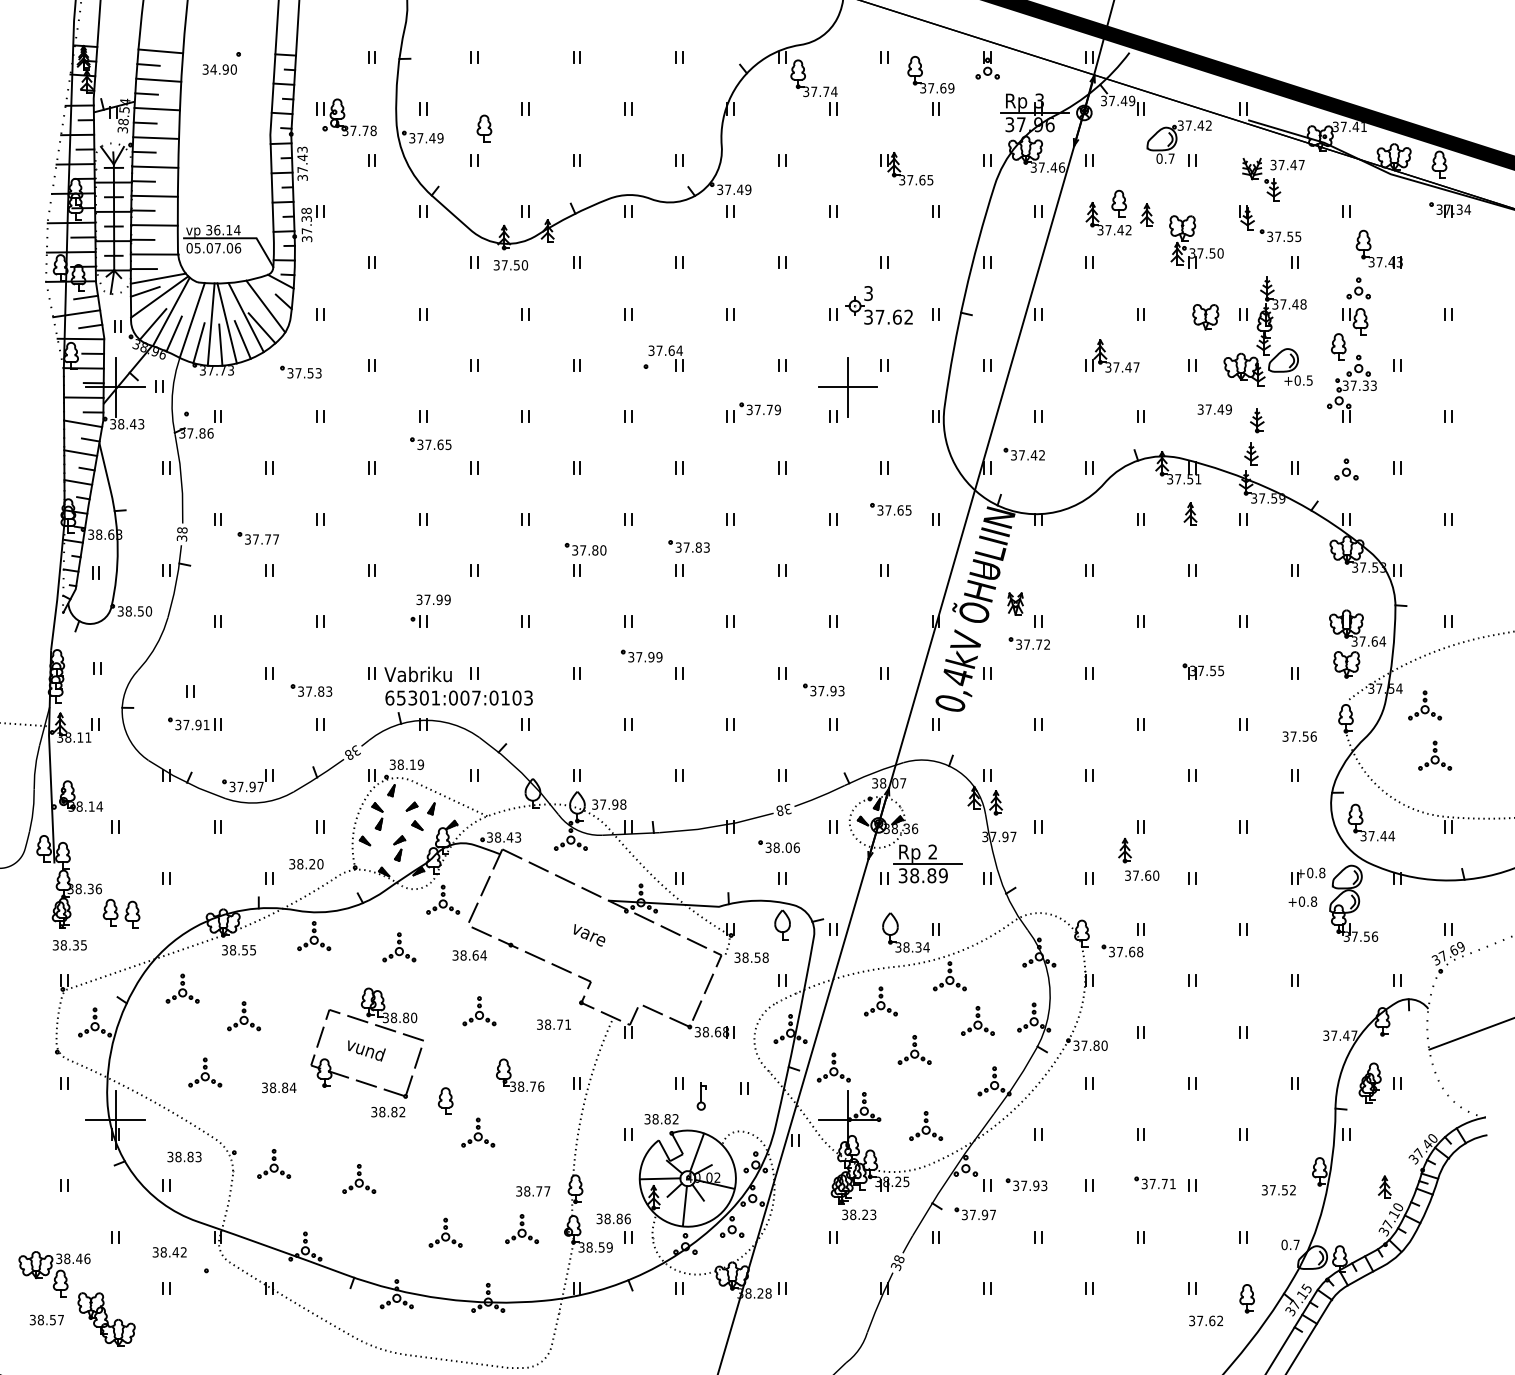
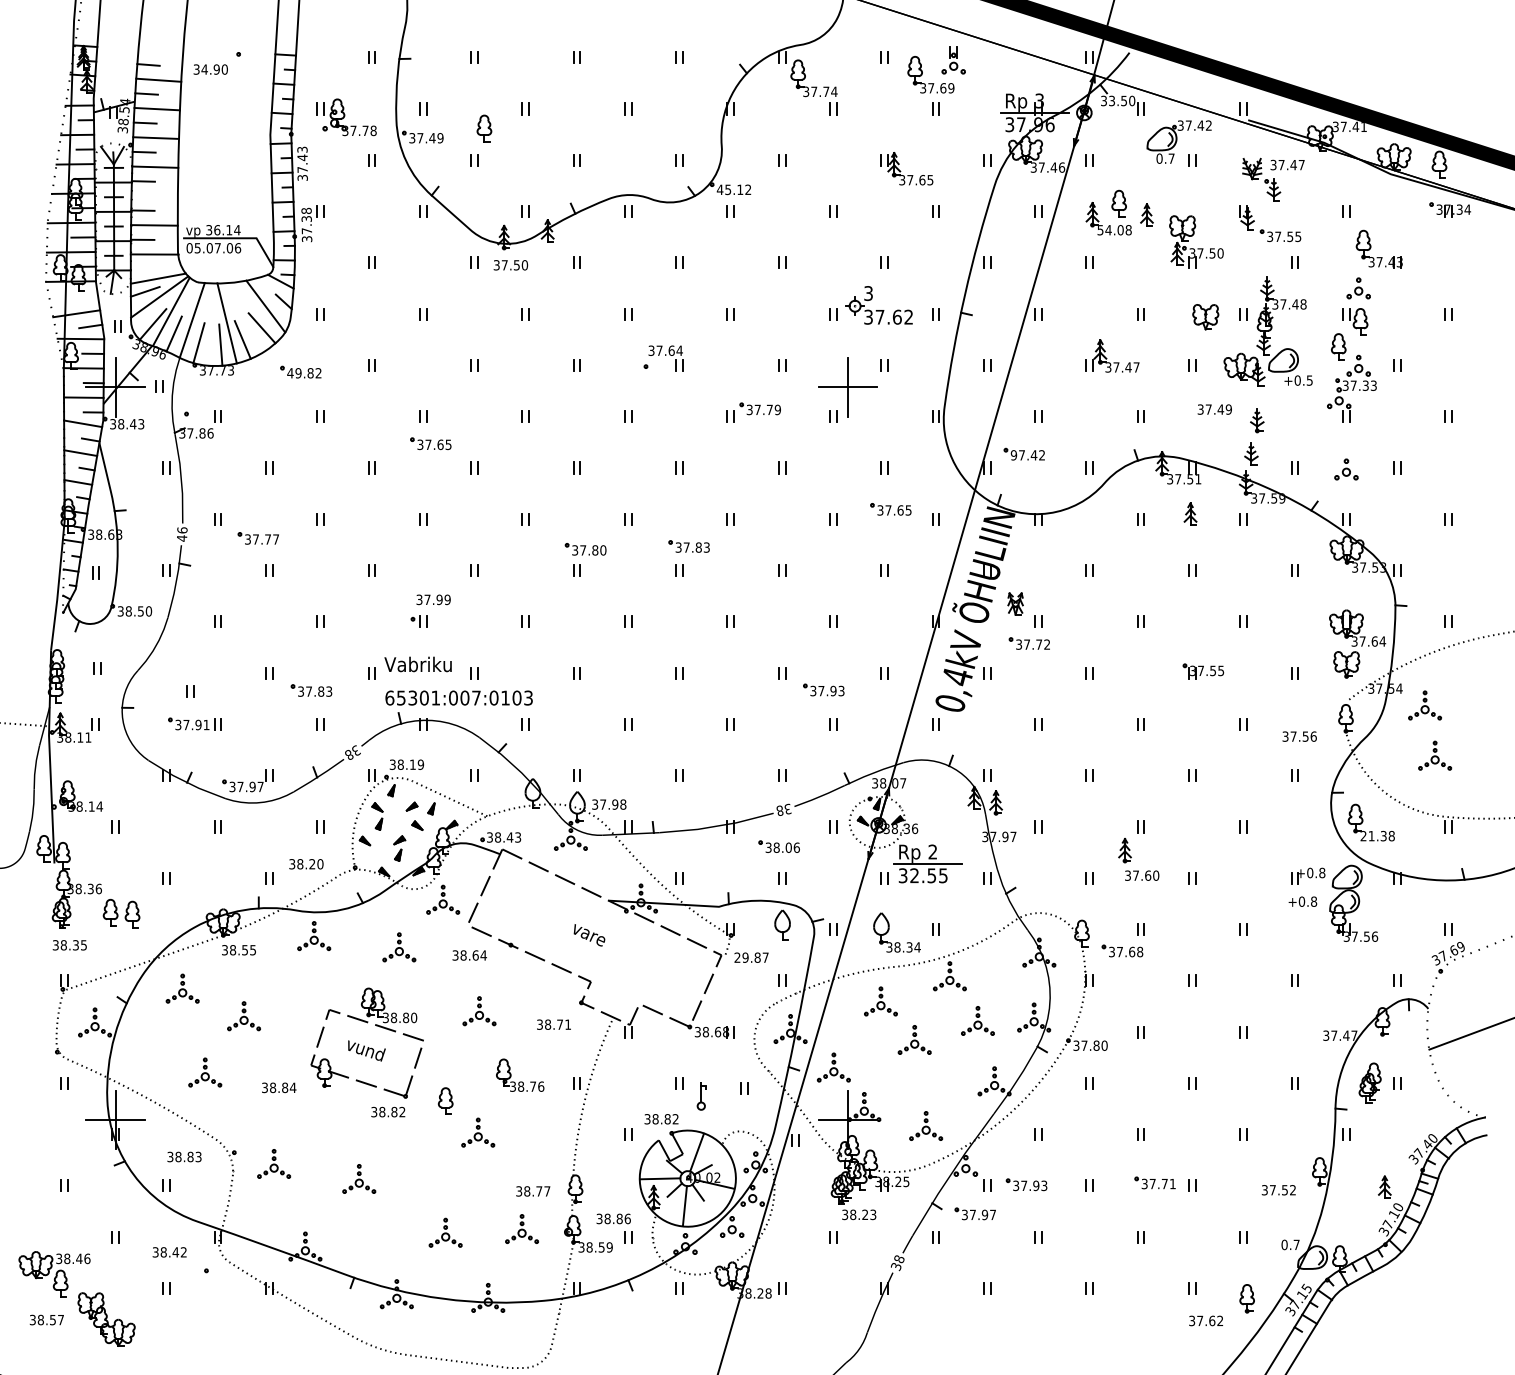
line: present -> none (160, 51)
part position: (987, 65) -> (953, 60) (953, 60)
text position: (219, 69) -> (210, 69) (210, 69)
text: 37.49 -> 33.50 (1121, 100)
text: 37.49 -> 45.12 (733, 189)
line: present -> none (154, 195)
text: 37.42 -> 54.08 (1114, 230)
line: present -> none (143, 269)
line: present -> none (86, 297)
line: present -> none (245, 317)
line: present -> none (210, 324)
text: 37.53 -> 49.82 (304, 373)
text: 37.42 -> 97.42 (1013, 455)
text: 38 -> 46 (181, 534)
part: present -> none (641, 655)
text position: (417, 674) -> (417, 664) (417, 664)
text: 37.44 -> 21.38 (1377, 835)
text: 38.89 -> 32.55 (928, 875)
part position: (898, 930) -> (889, 930) (889, 930)
text: 38.58 -> 29.87 (751, 957)
part position: (914, 1049) -> (914, 1039) (914, 1039)
